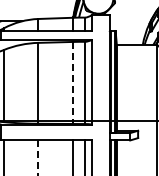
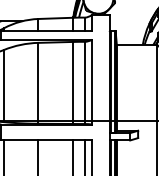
line: dashed -> solid (73, 83)
line: dashed -> solid (38, 157)
